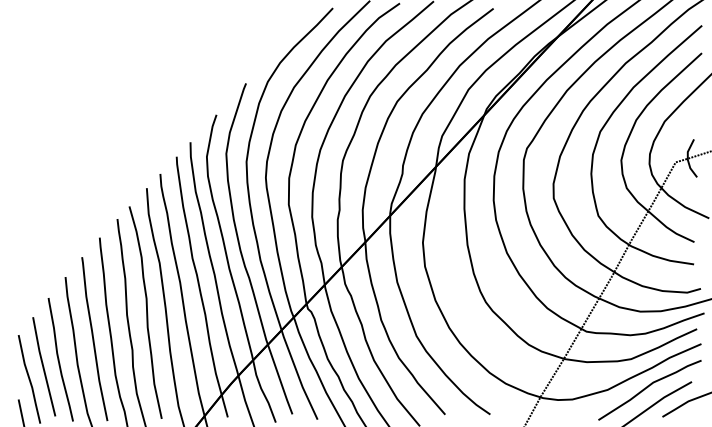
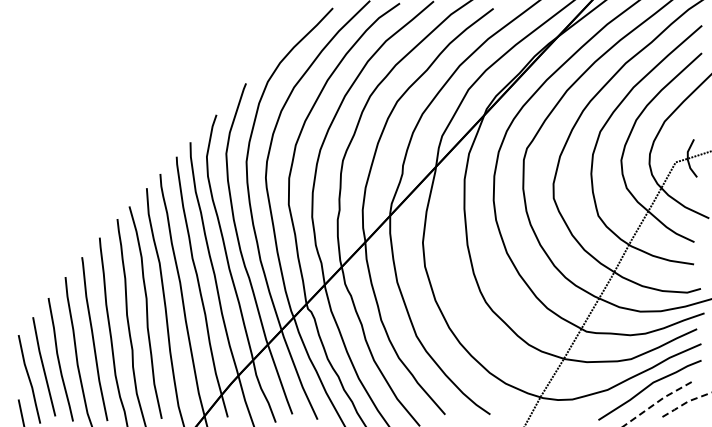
line: solid -> dashed (656, 402)
line: solid -> dashed (686, 402)
